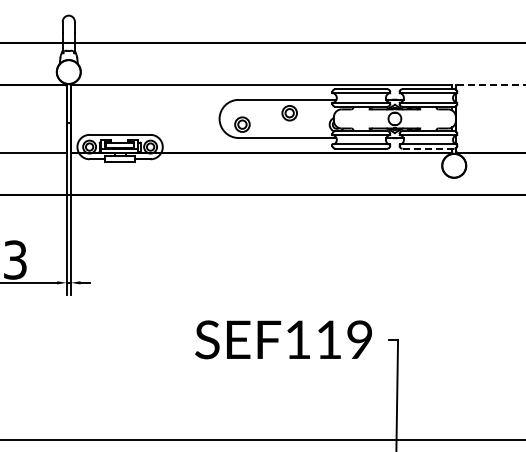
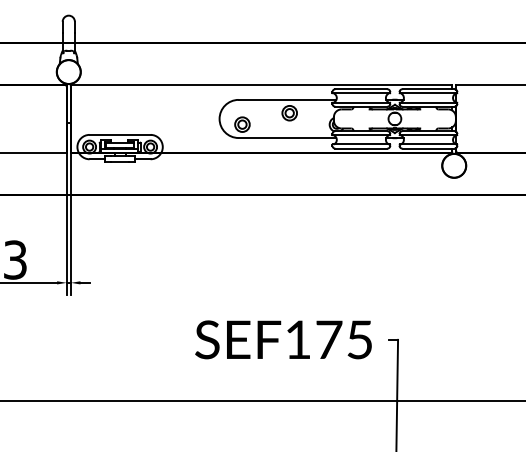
line: dashed -> solid (490, 84)
line: dashed -> solid (428, 148)
text: SEF119 -> SEF175 (344, 339)
line position: (262, 439) -> (262, 400) (262, 400)
